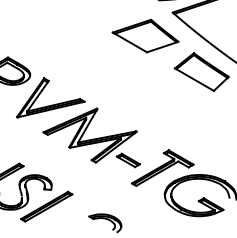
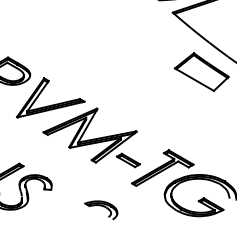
part: present -> none (145, 35)
part: present -> none (46, 206)
part position: (105, 223) -> (101, 210) (101, 210)
